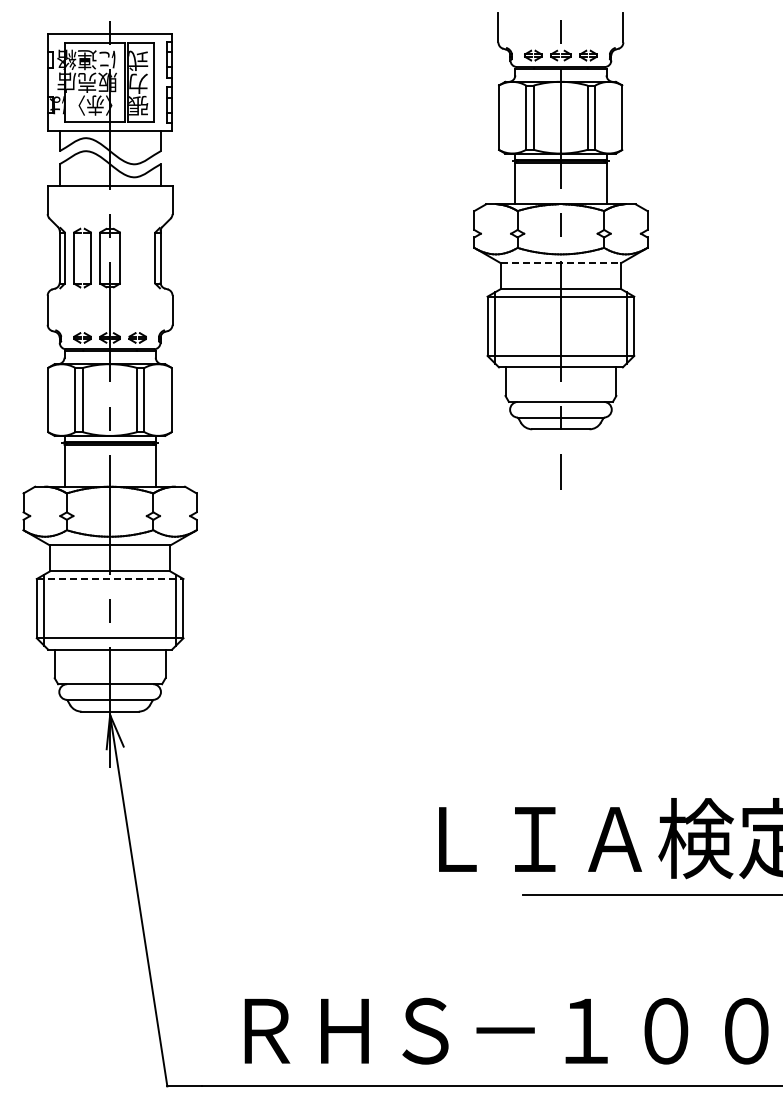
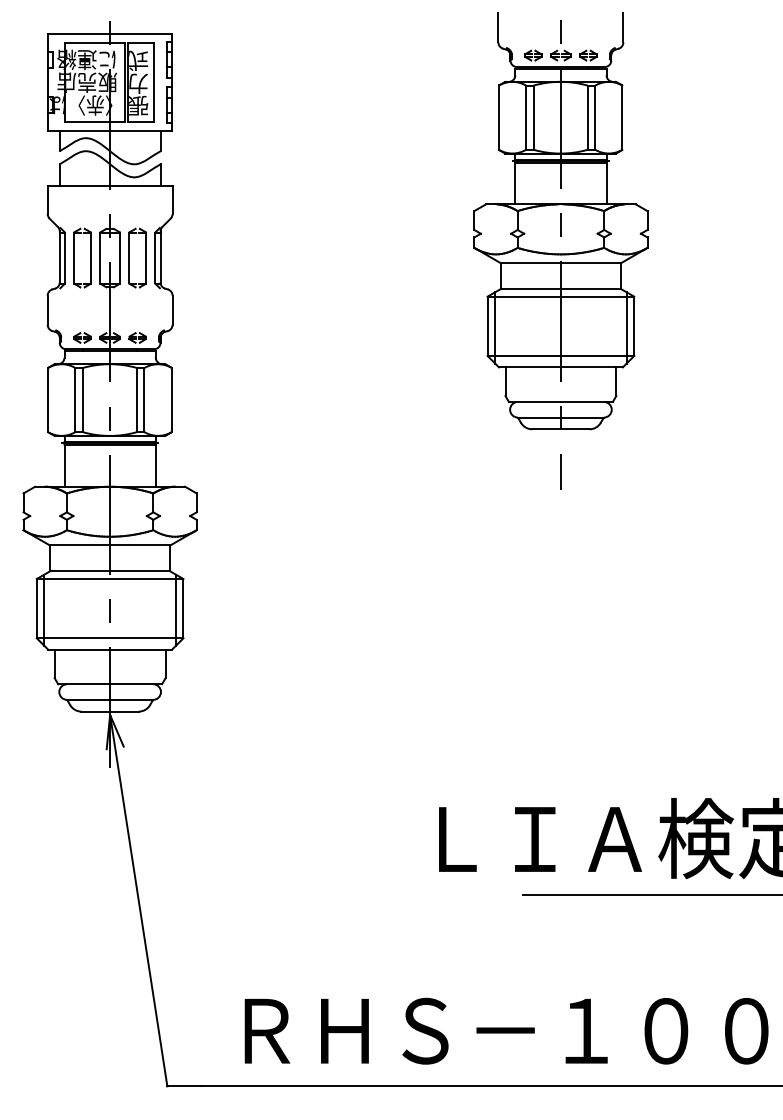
part: none -> present (129, 257)
line: dashed -> solid (561, 263)
line: dashed -> solid (110, 579)
